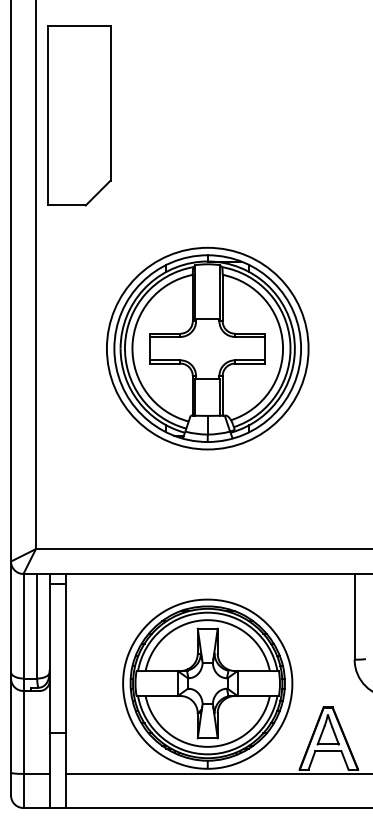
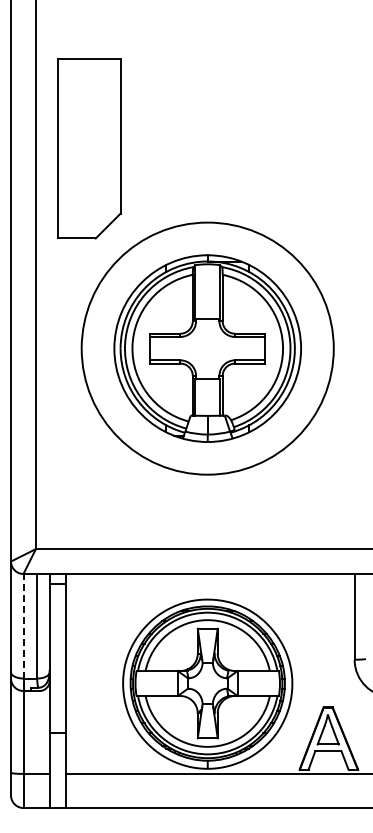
part position: (79, 115) -> (89, 148) (89, 148)
circle diameter: 202 px -> 252 px (207, 348)
line: solid -> dashed (23, 625)
